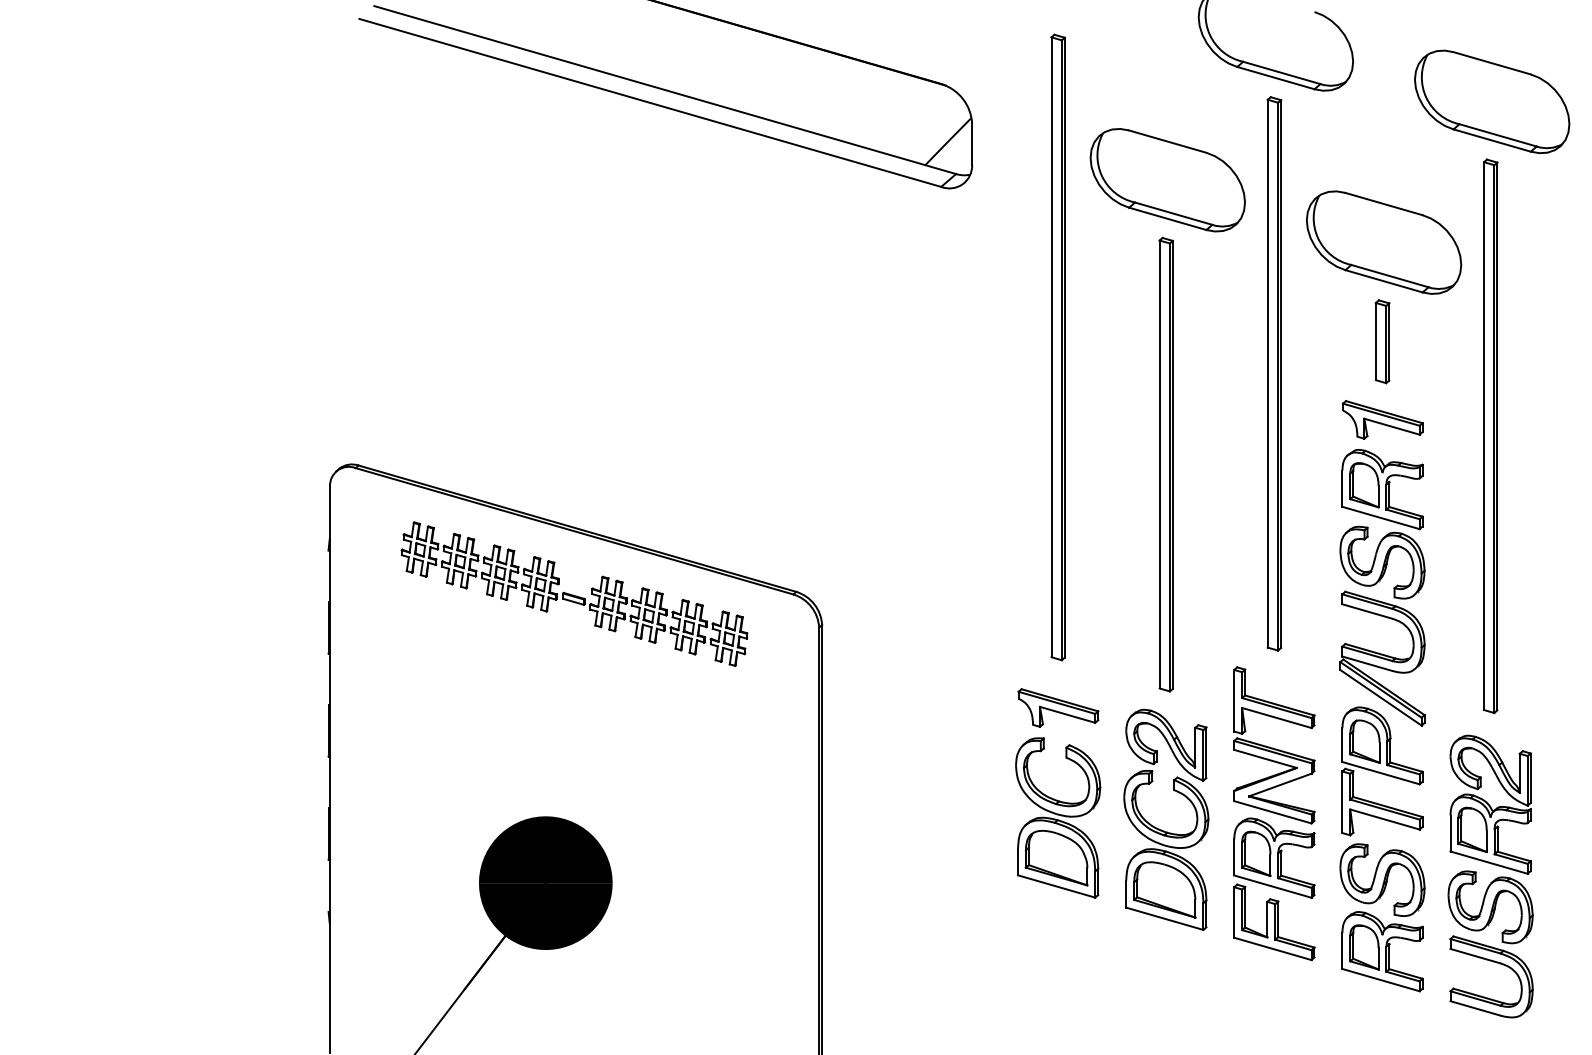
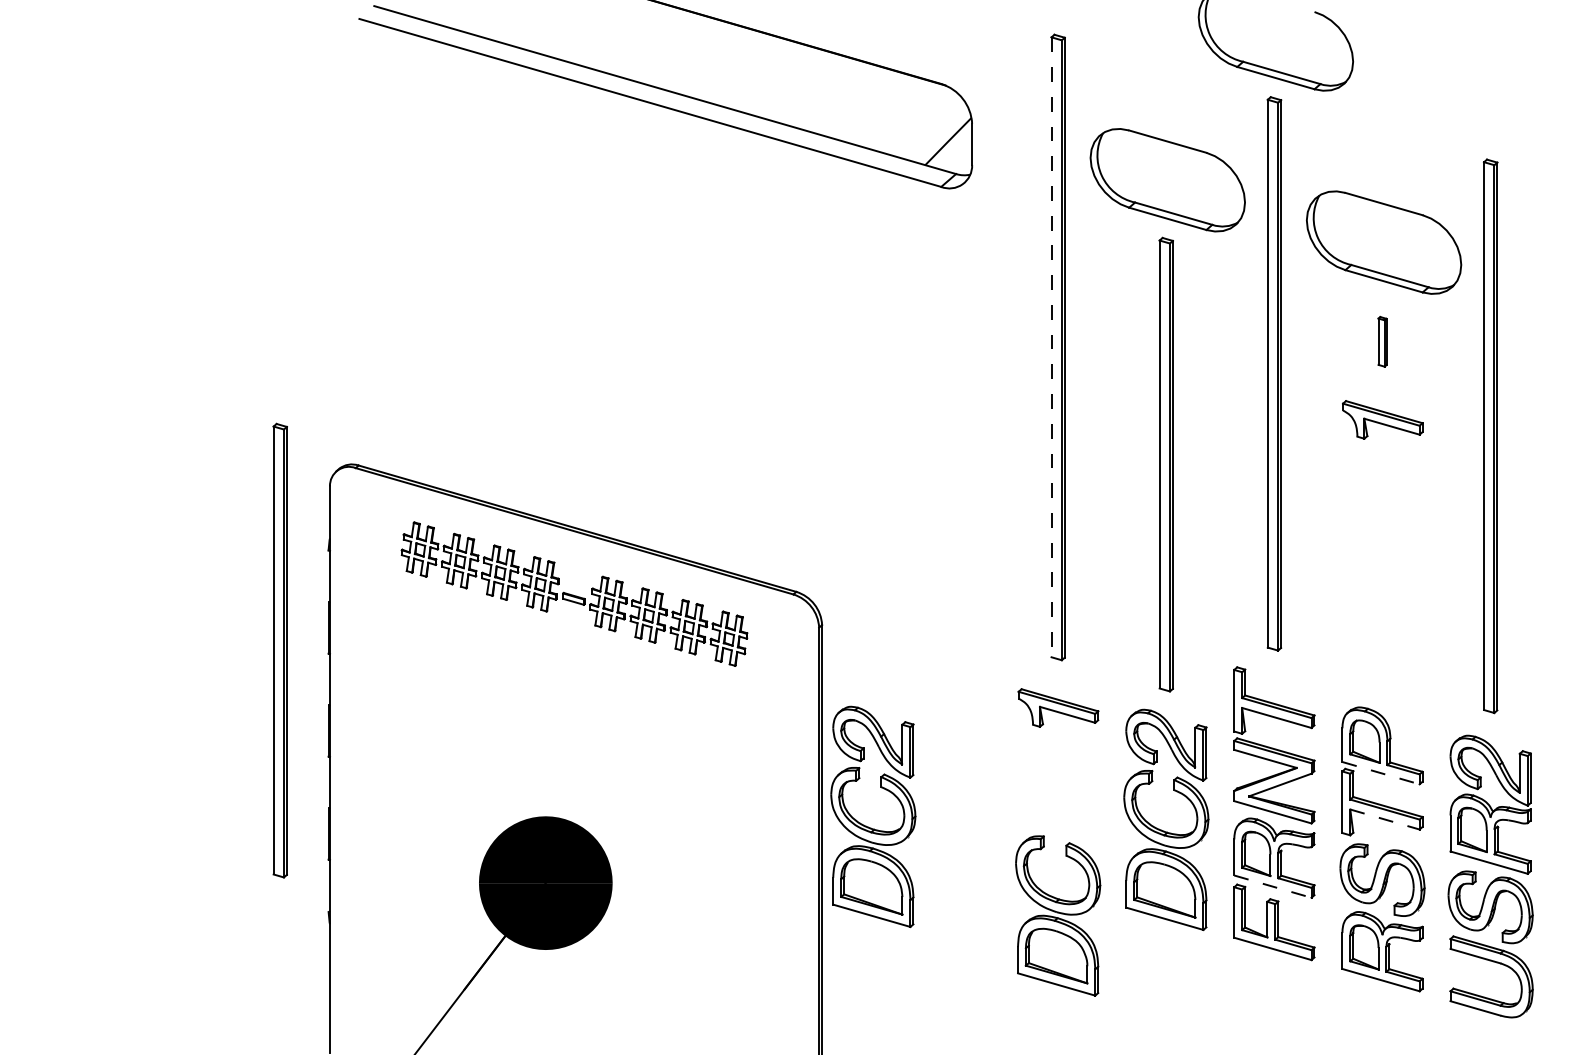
part: present -> none (1492, 101)
part size: 17x86 px -> 11x52 px (1382, 341)
line: solid -> dashed (1051, 347)
part: present -> none (1382, 587)
part: none -> present (279, 650)
line: solid -> dashed (1381, 773)
part position: (1058, 817) -> (1058, 915) (1058, 915)
line: solid -> dashed (1385, 819)
part: none -> present (868, 826)
line: solid -> dashed (1273, 886)
